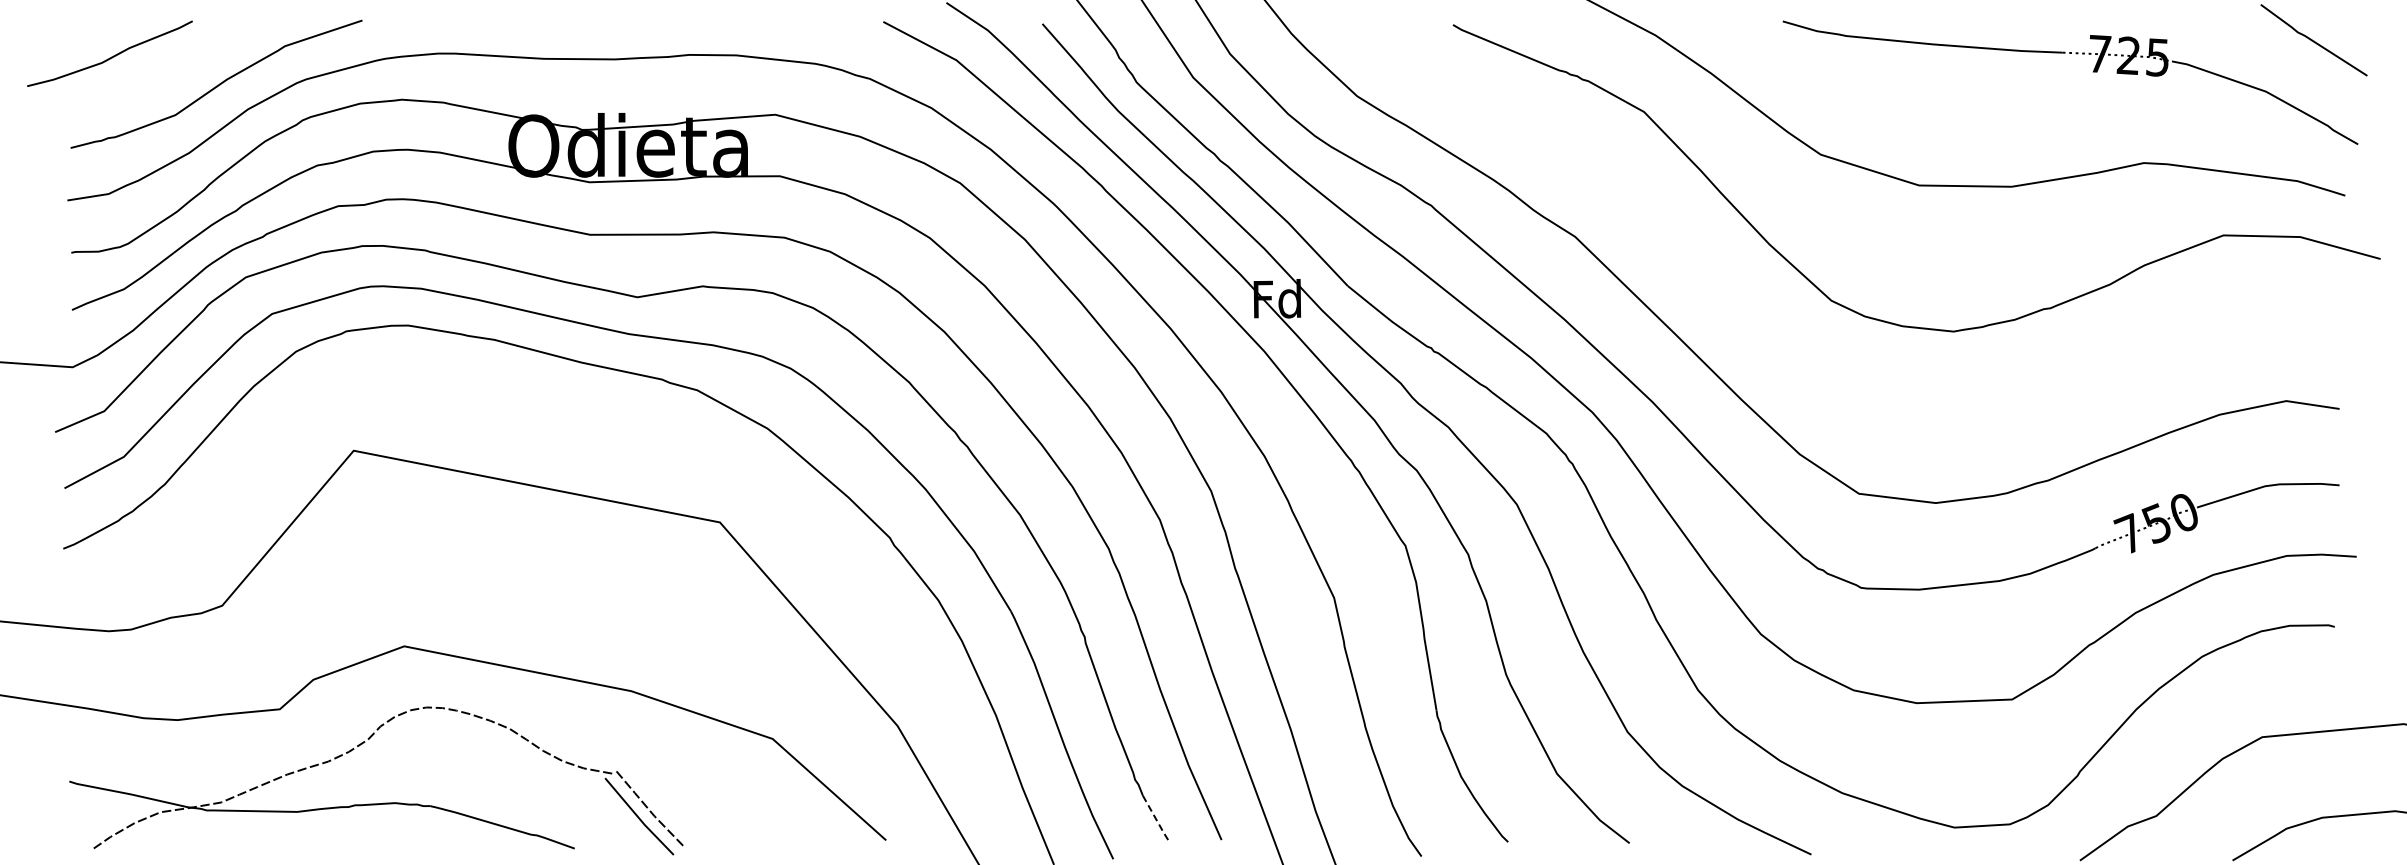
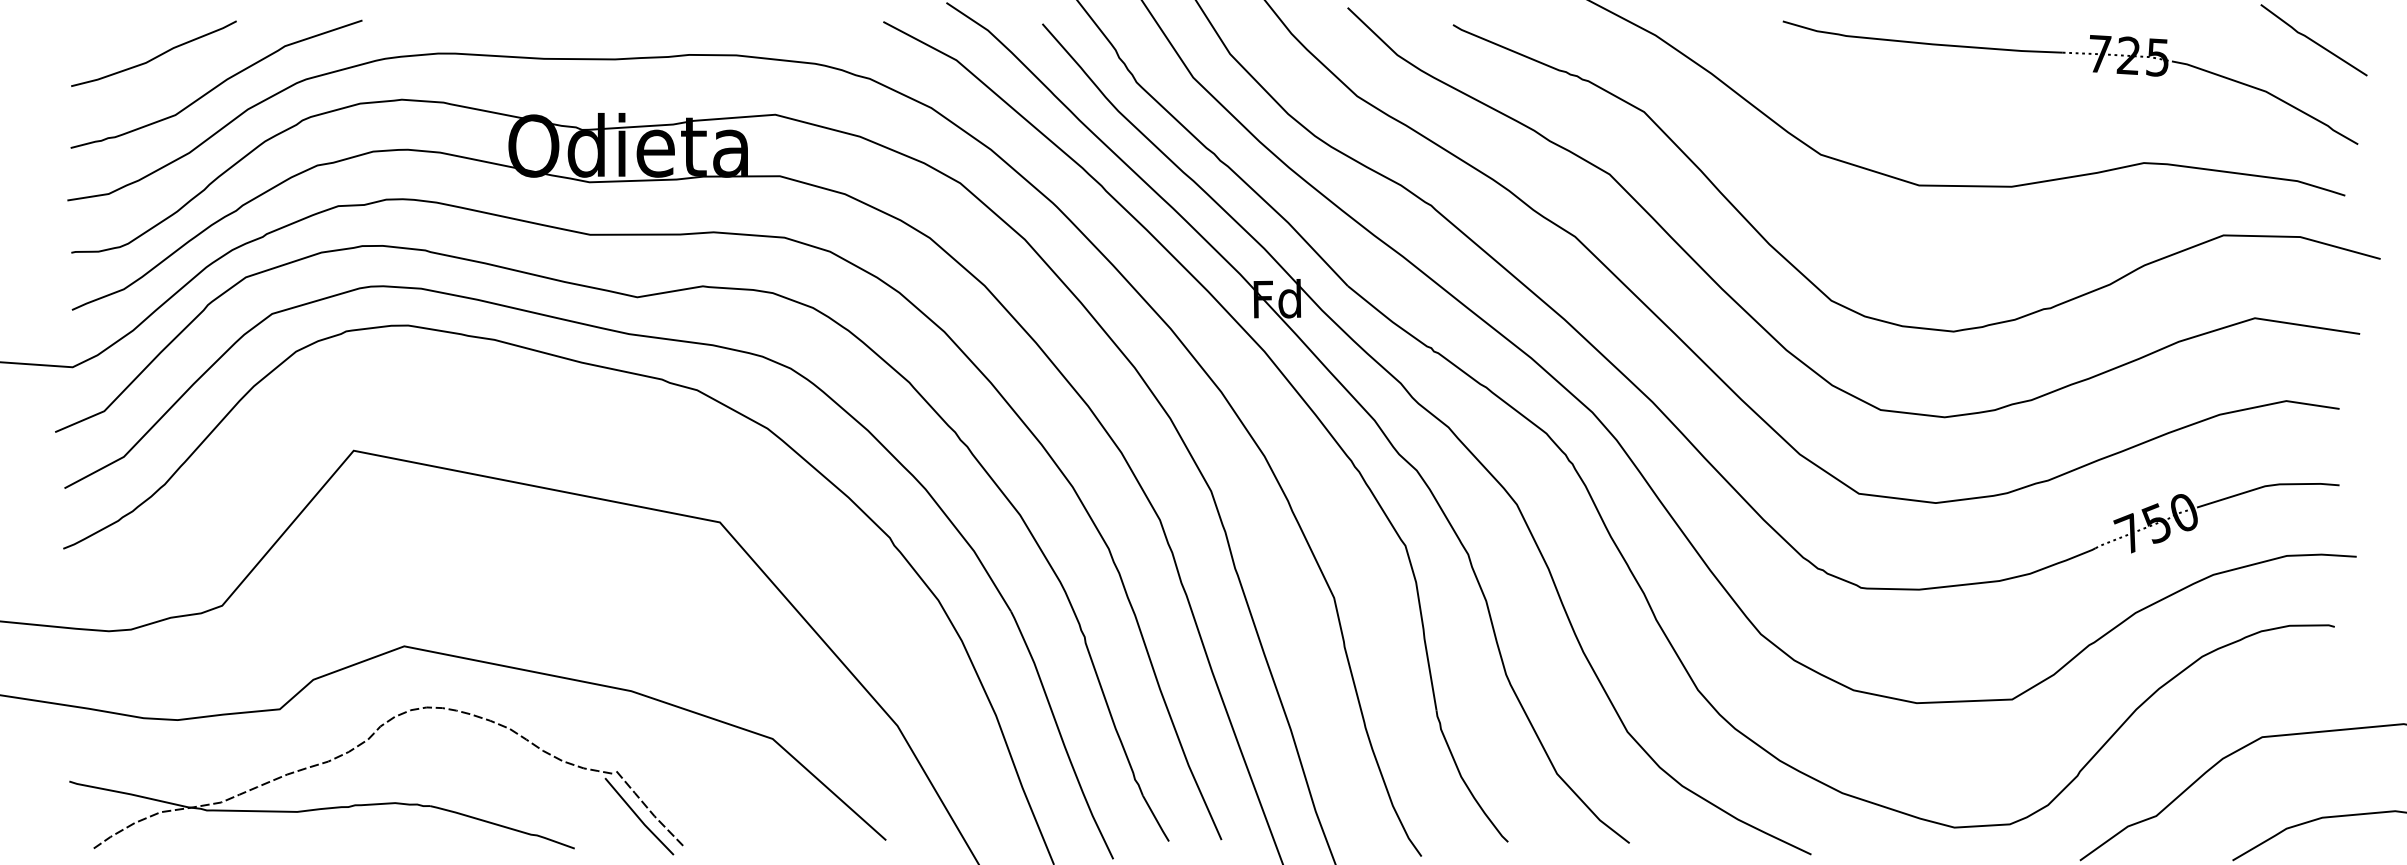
curve position: (111, 56) -> (155, 56) (155, 56)
curve: none -> present (1750, 314)
line: dashed -> solid (1156, 819)
